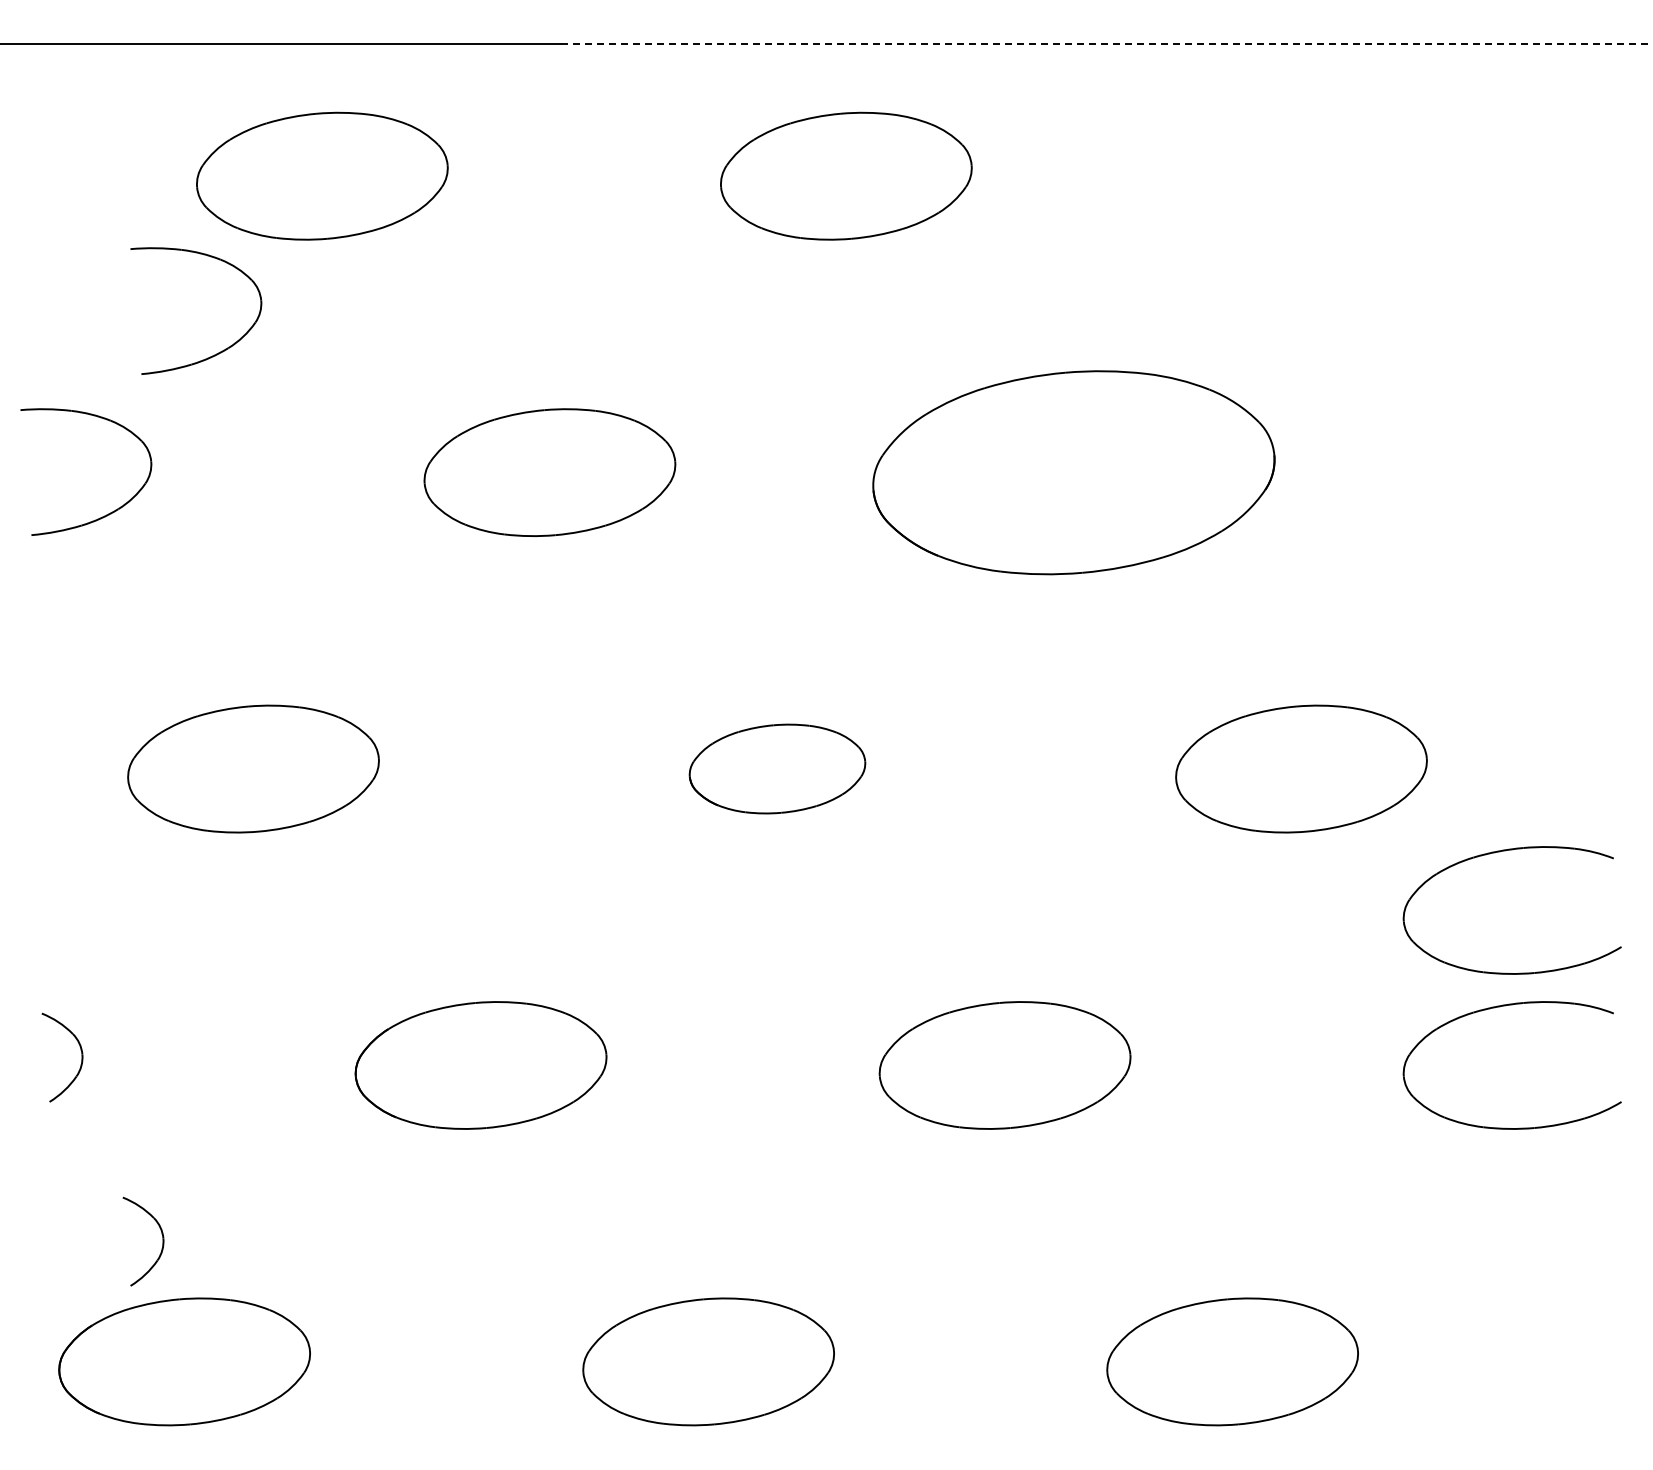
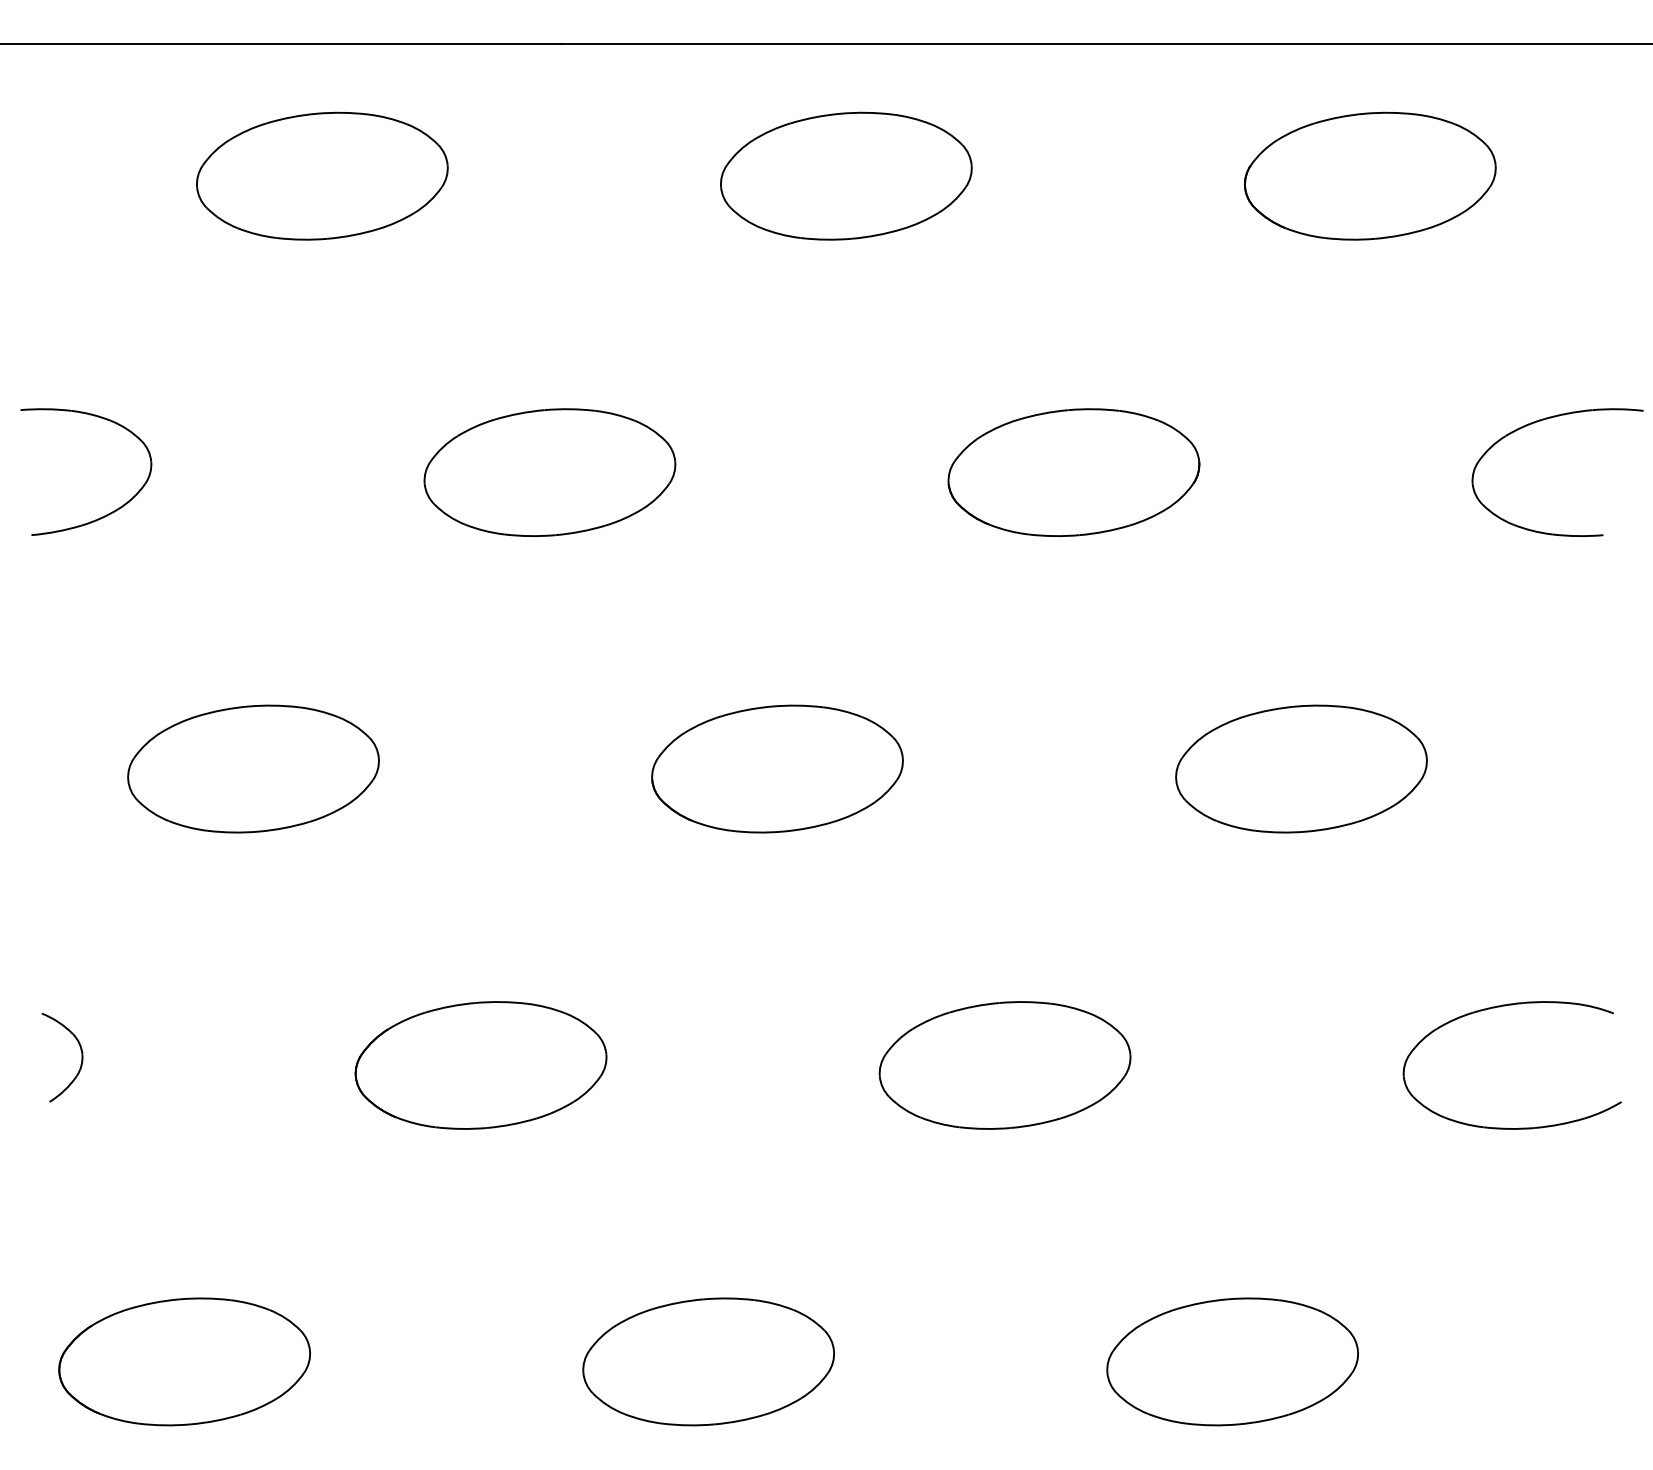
line: dashed -> solid (1106, 44)
part: none -> present (1370, 175)
part: present -> none (218, 352)
part: none -> present (1544, 420)
part size: 404x206 px -> 254x129 px (1073, 472)
part size: 179x92 px -> 253x130 px (777, 768)
part: present -> none (1500, 852)
part: present -> none (162, 1241)
